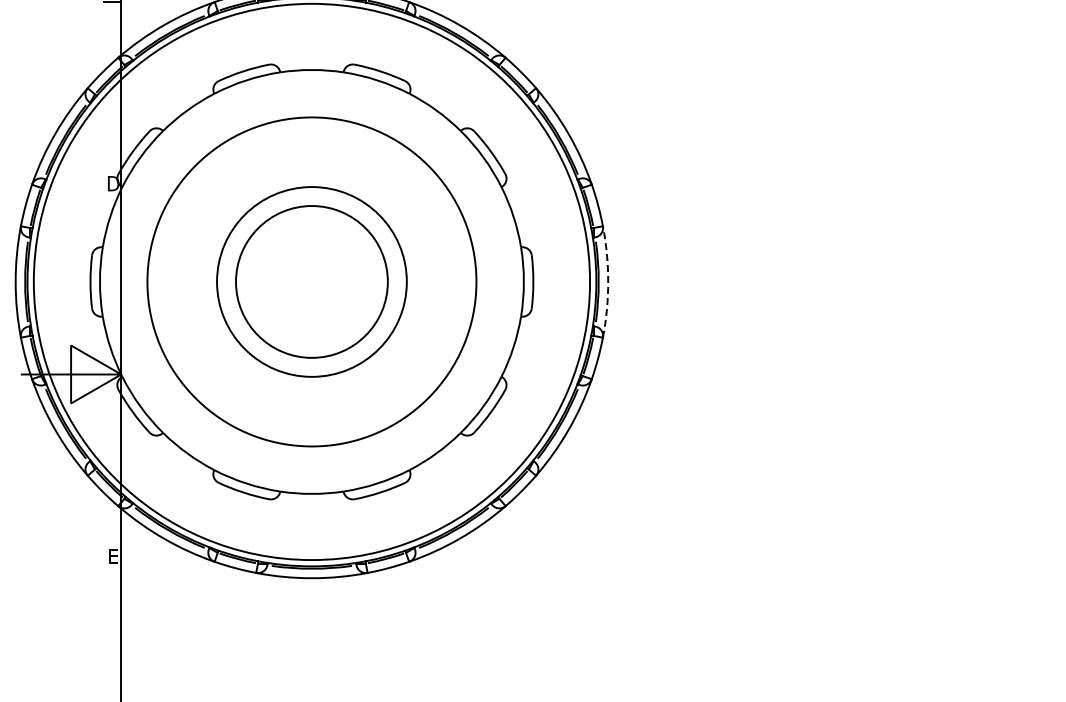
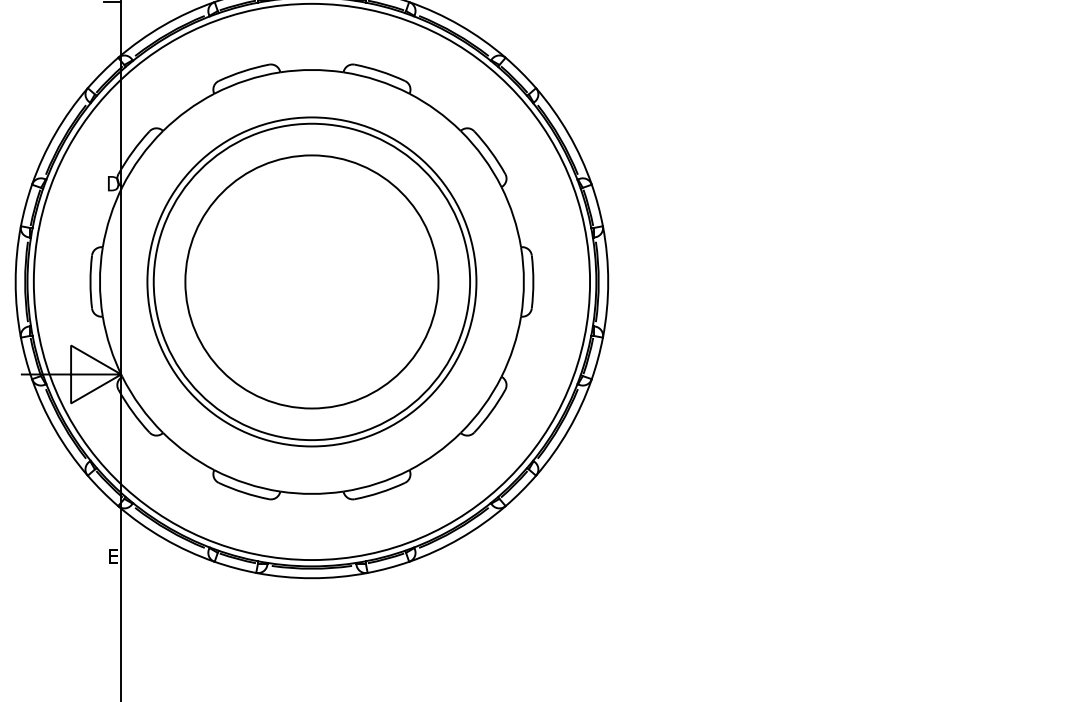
circle diameter: 152 px -> 253 px (311, 281)
circle diameter: 190 px -> 316 px (311, 281)
arc: dashed -> solid (608, 281)
